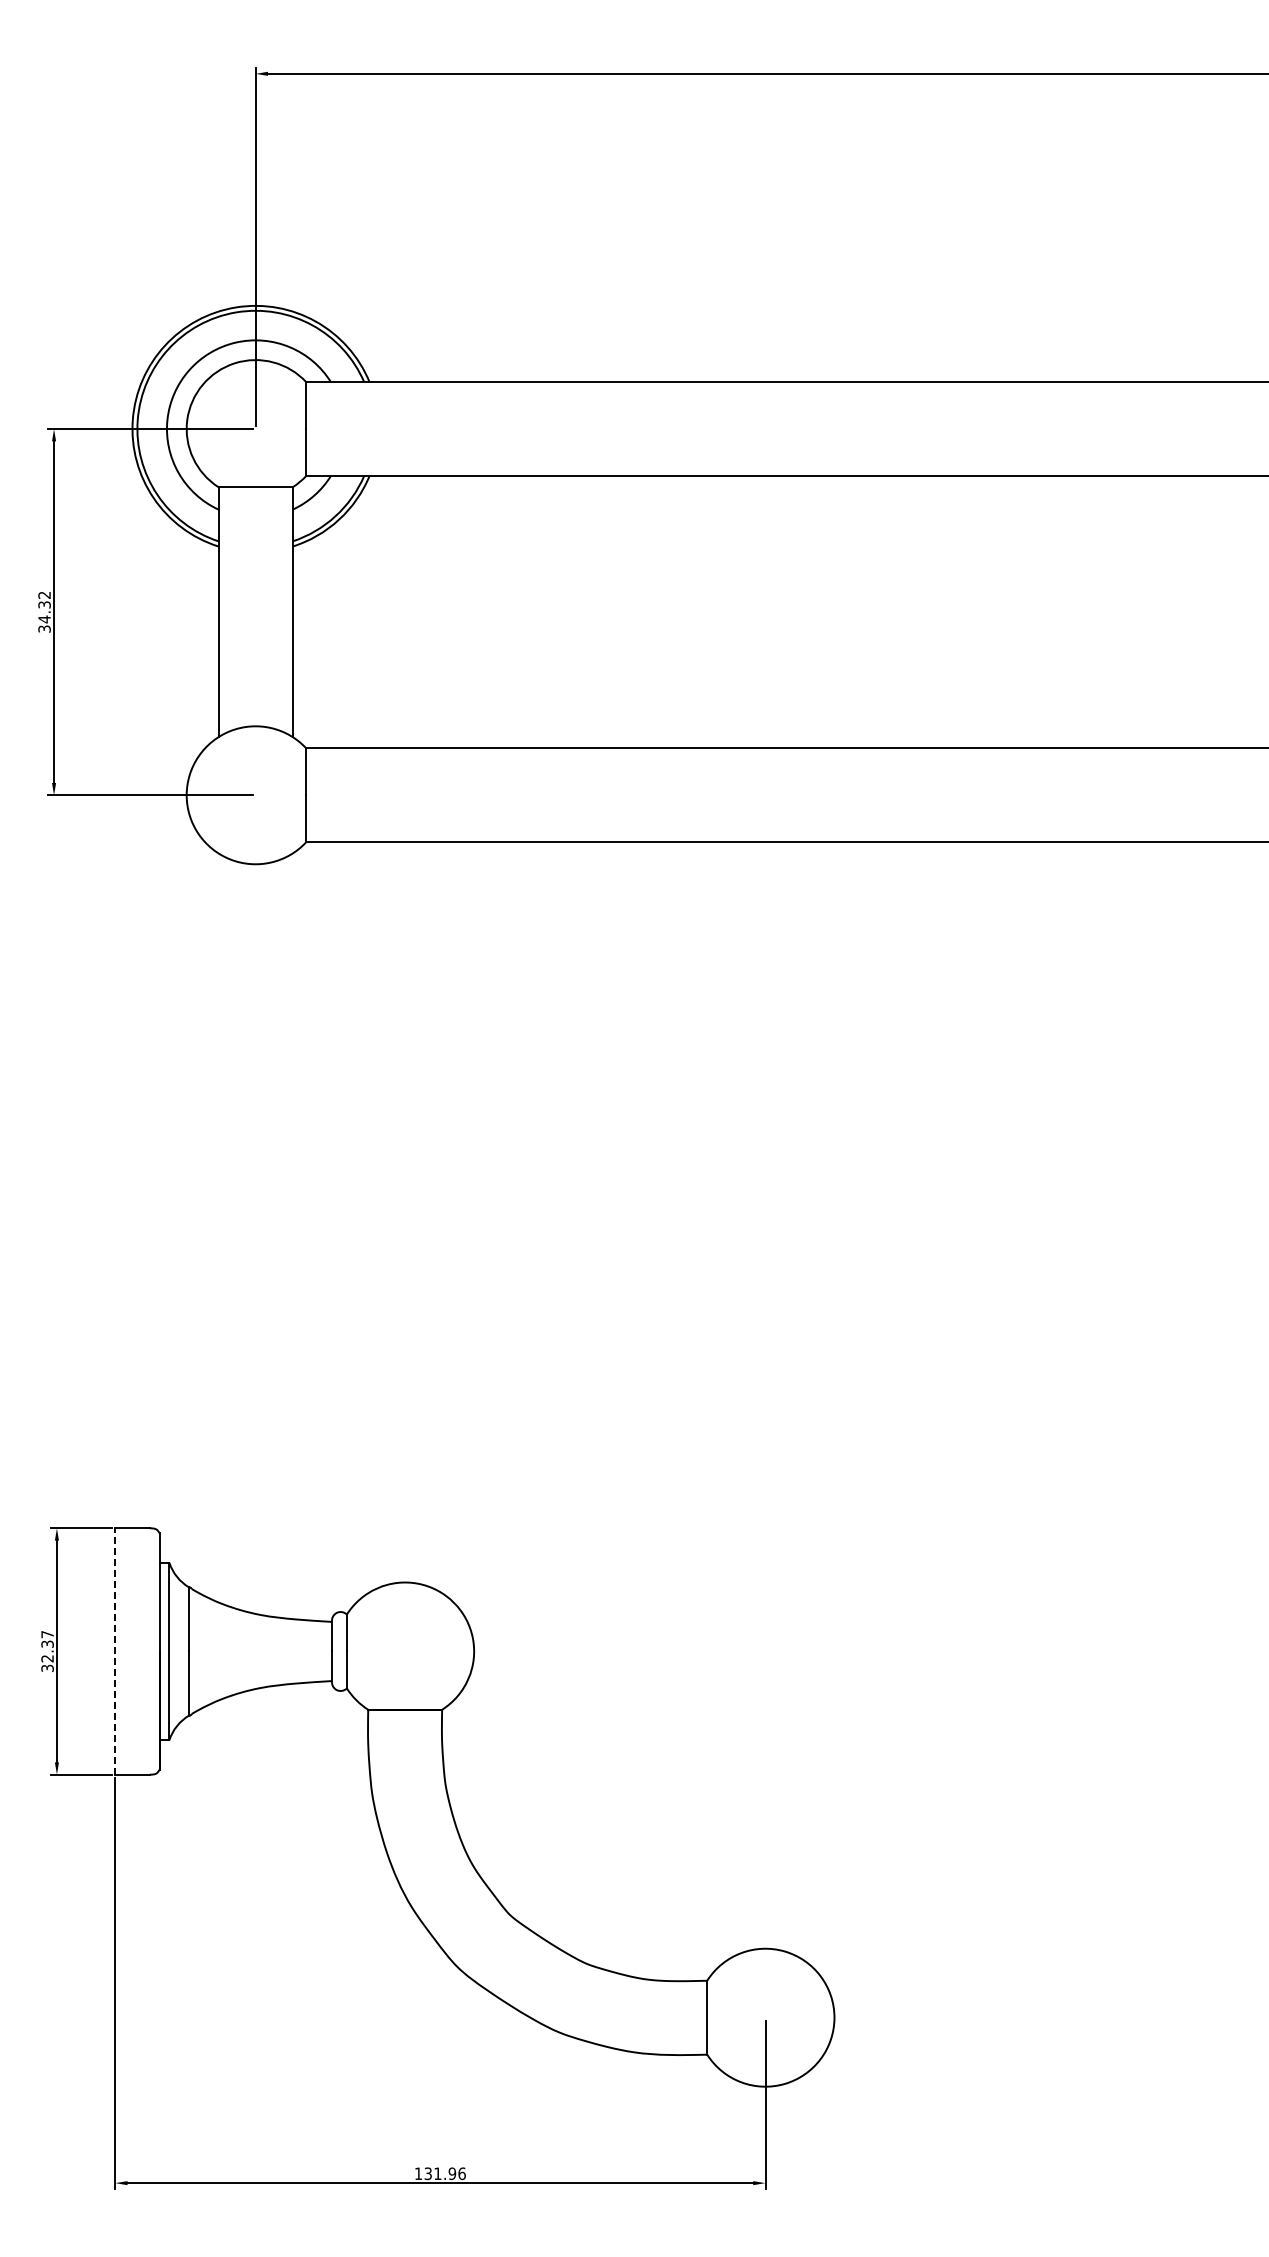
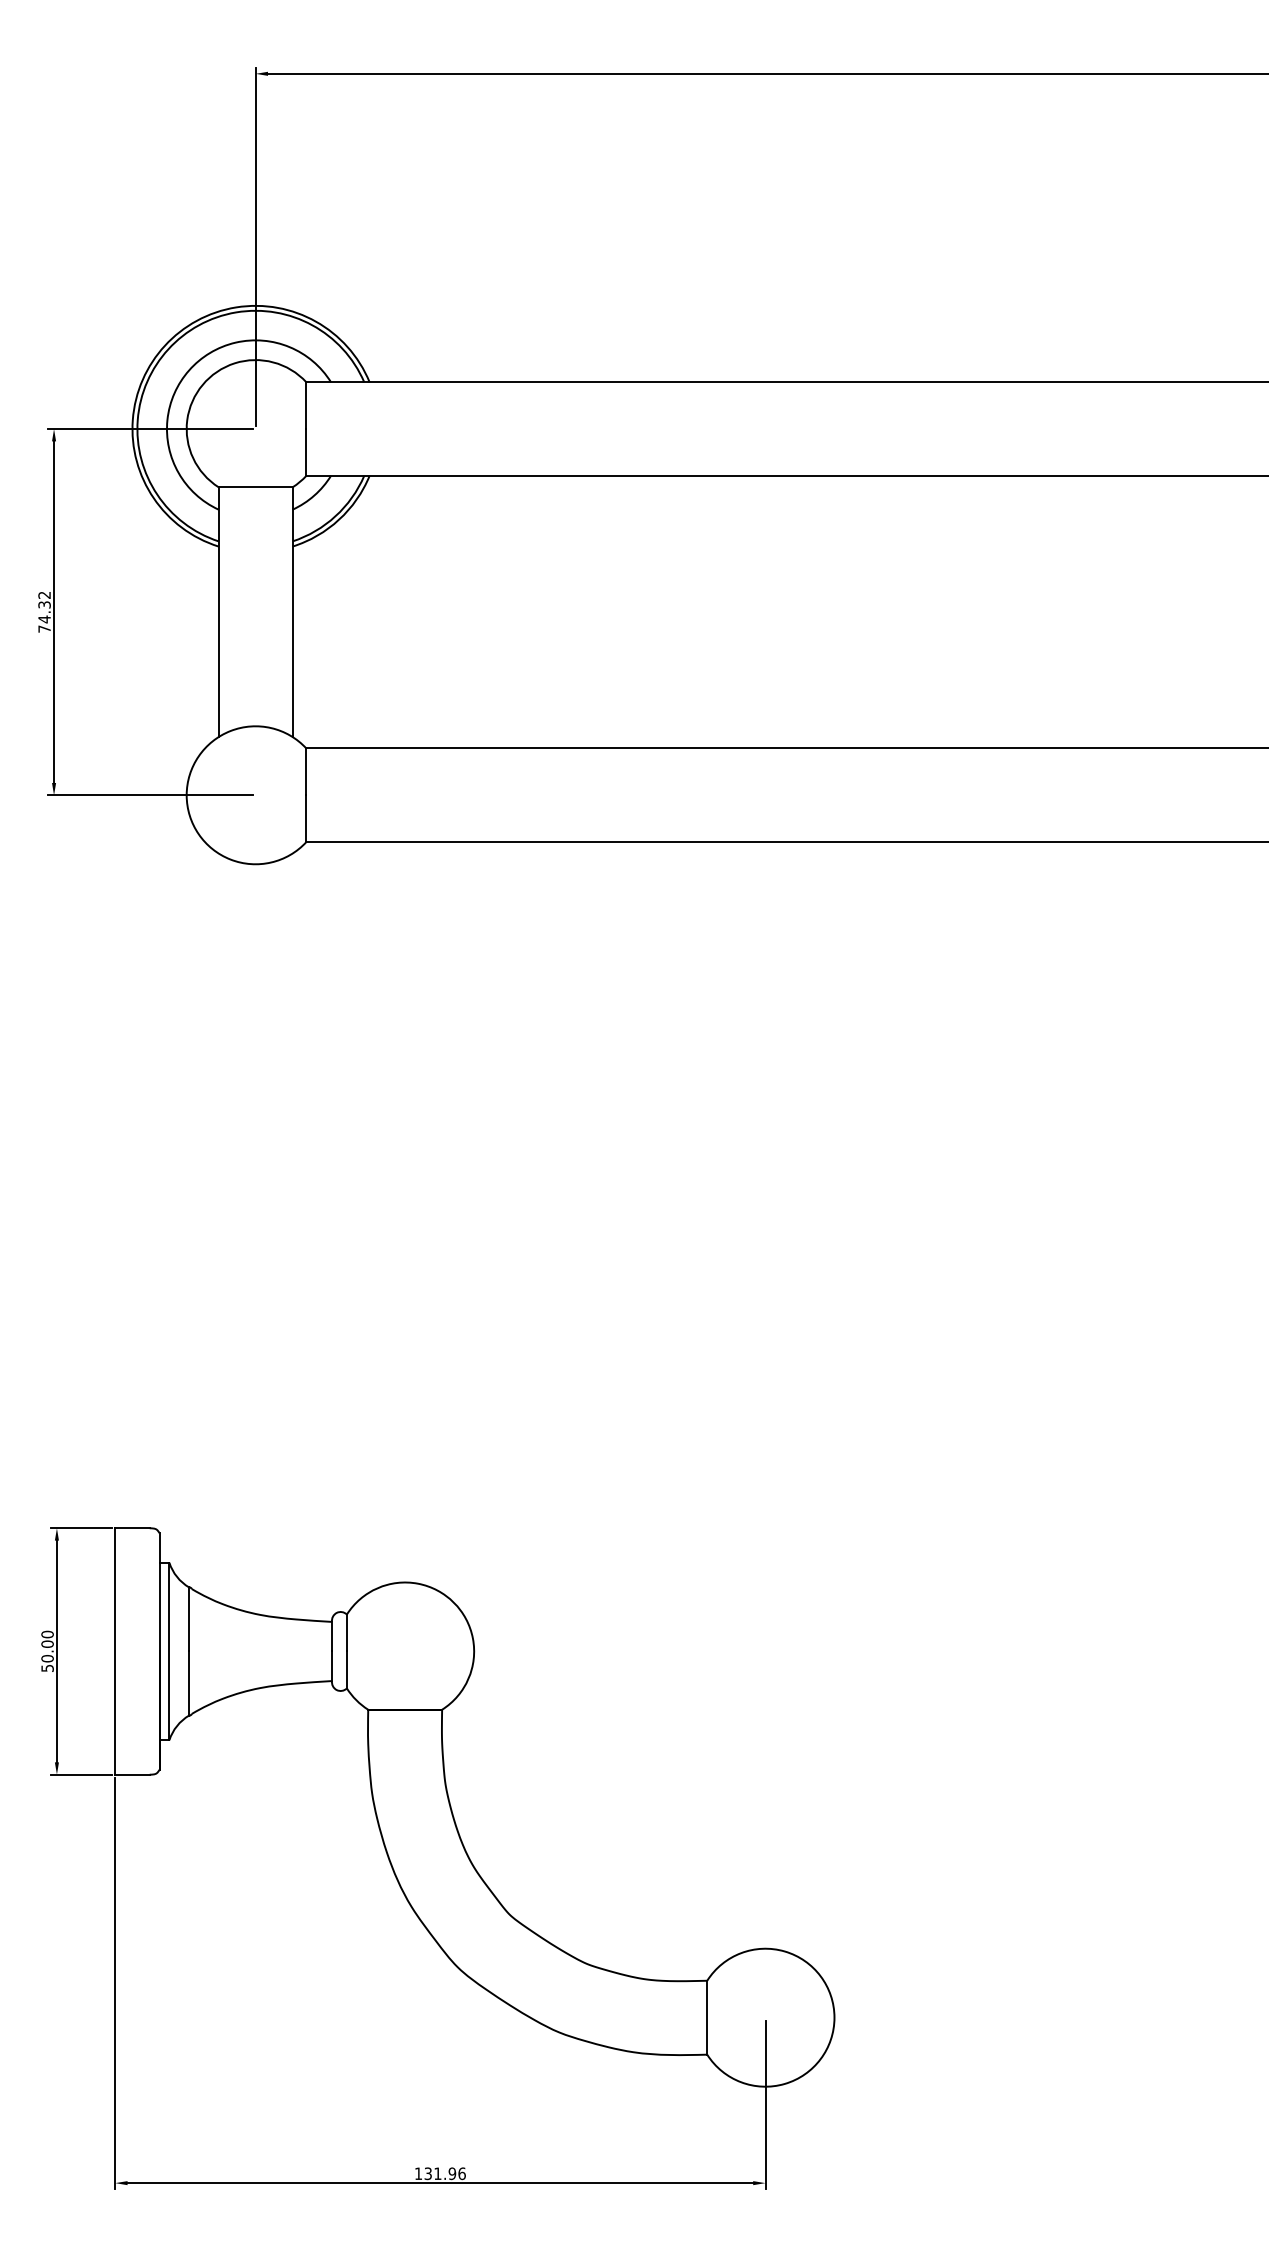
text: 34.32 -> 74.32 (44, 628)
text: 32.37 -> 50.00 (47, 1650)
line: dashed -> solid (115, 1650)
